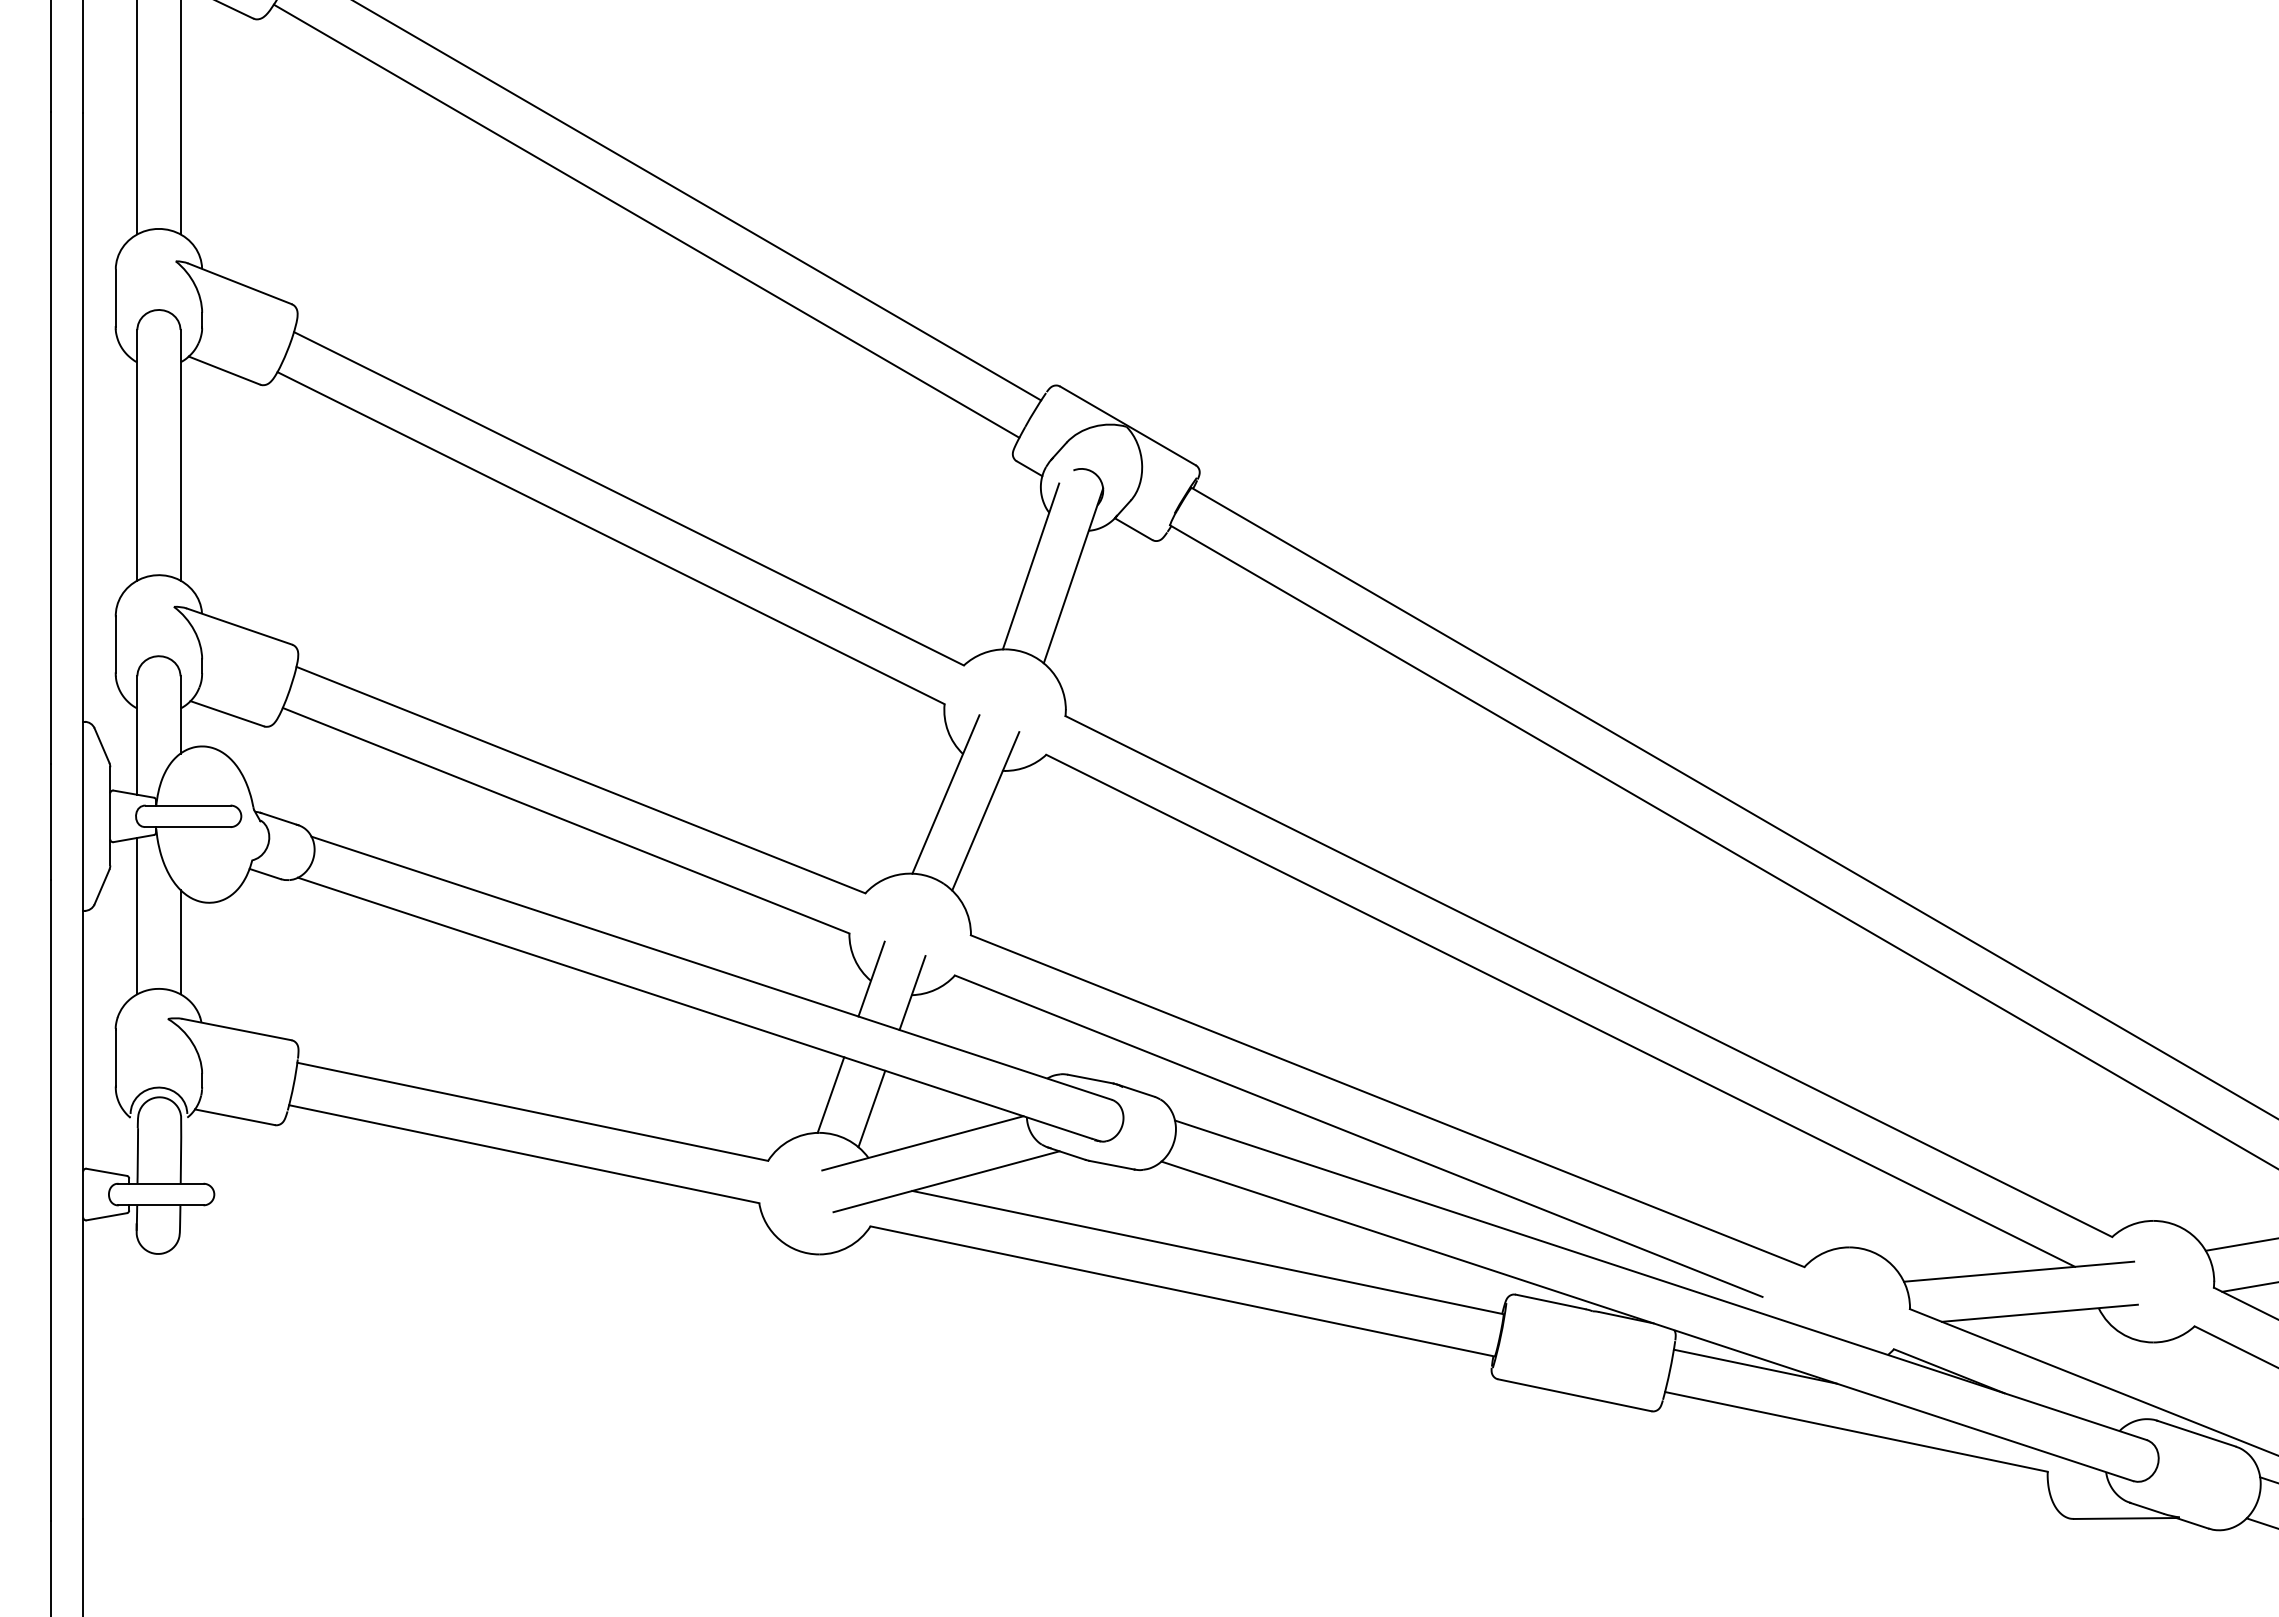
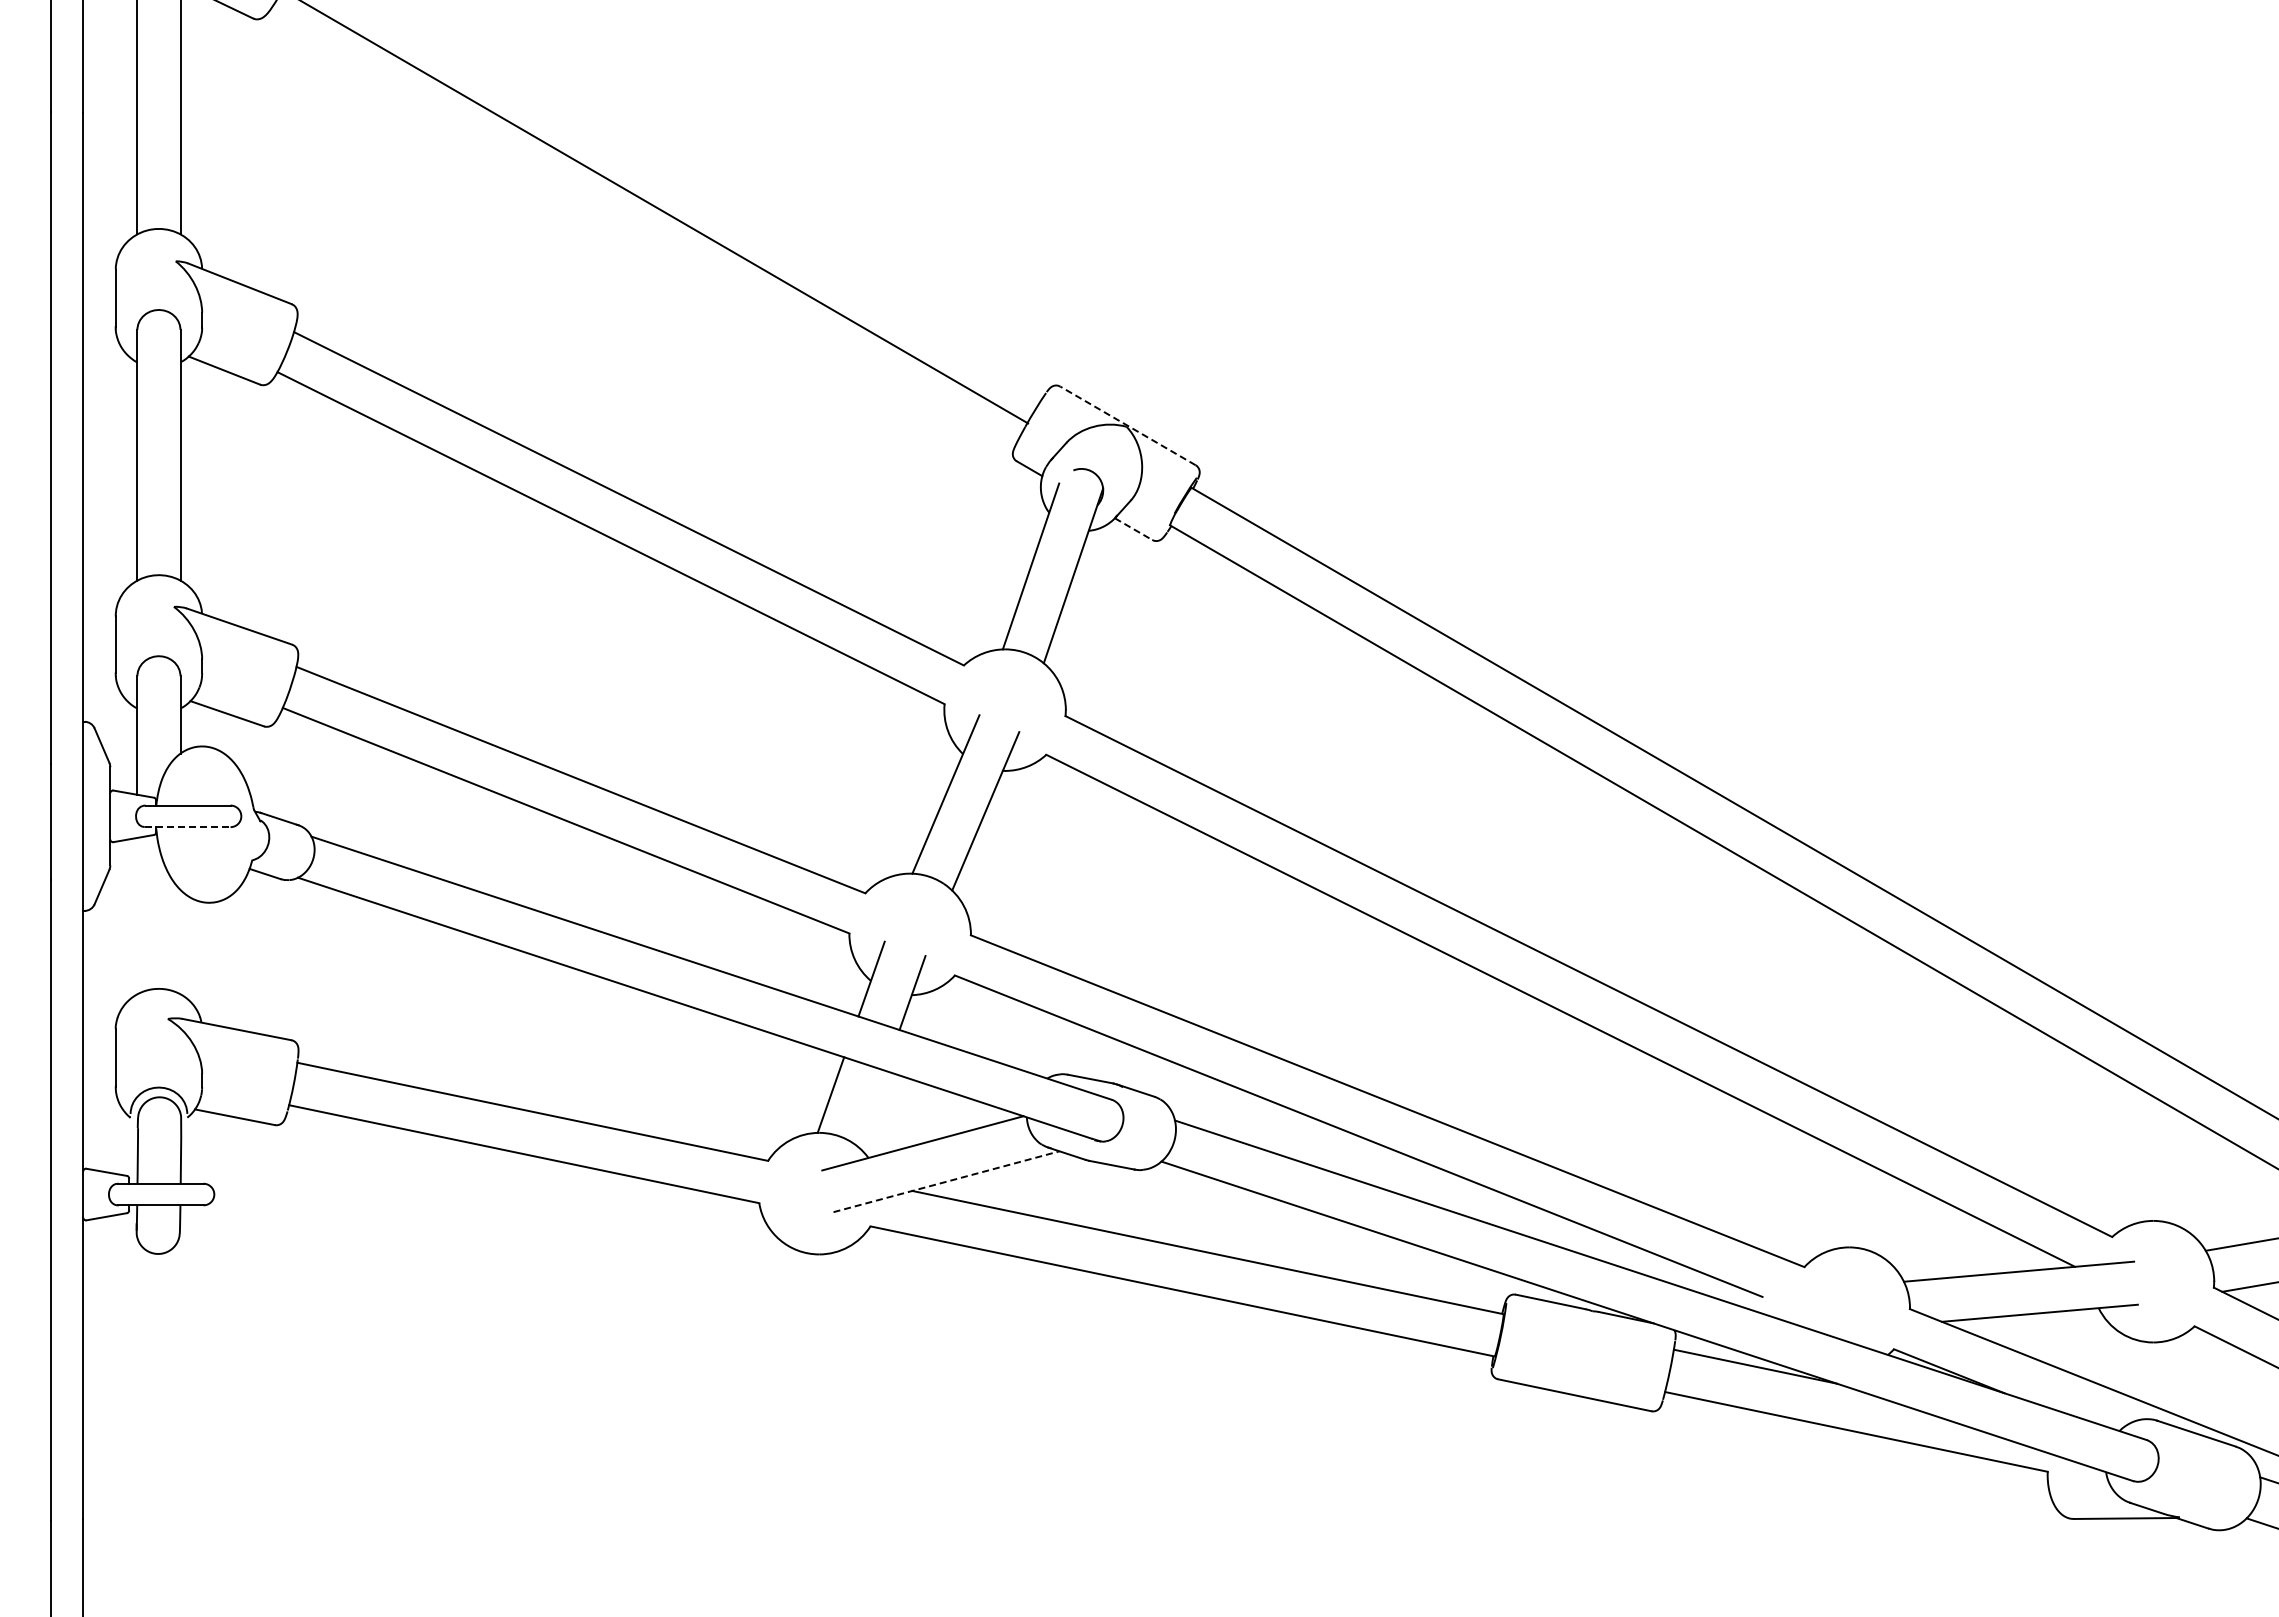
line position: (698, 201) -> (665, 212) (665, 212)
line: present -> none (646, 220)
line: solid -> dashed (1127, 425)
line: solid -> dashed (1133, 529)
line: solid -> dashed (188, 827)
line: present -> none (137, 915)
line: present -> none (180, 941)
line: present -> none (871, 1108)
line: solid -> dashed (947, 1181)
